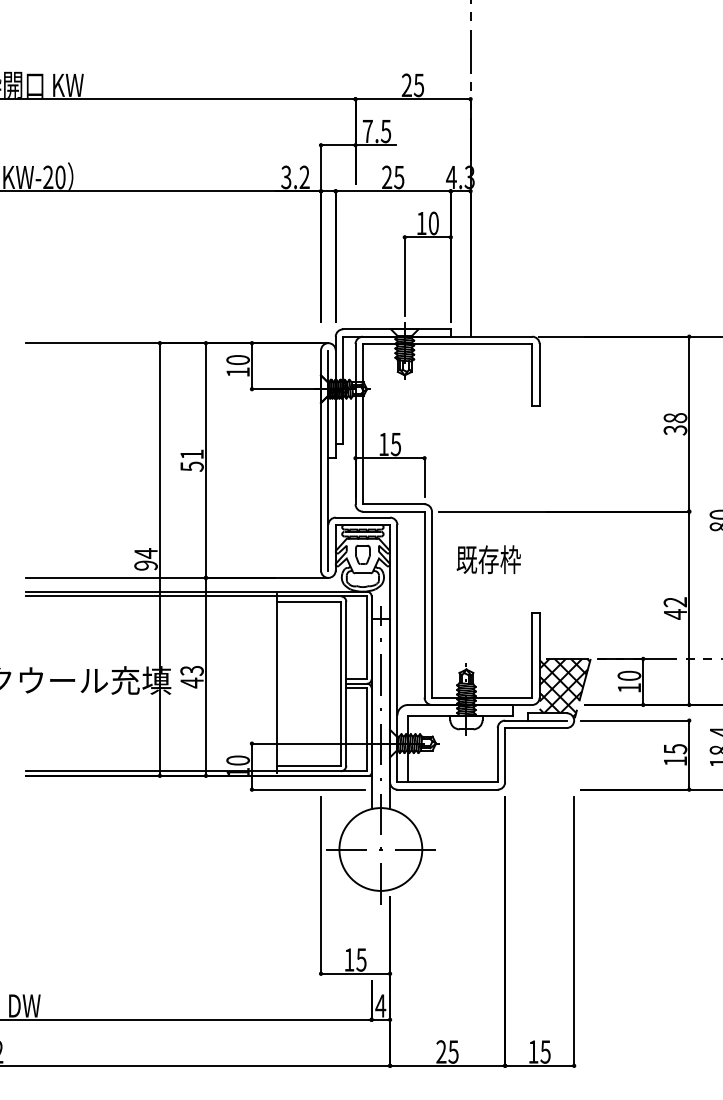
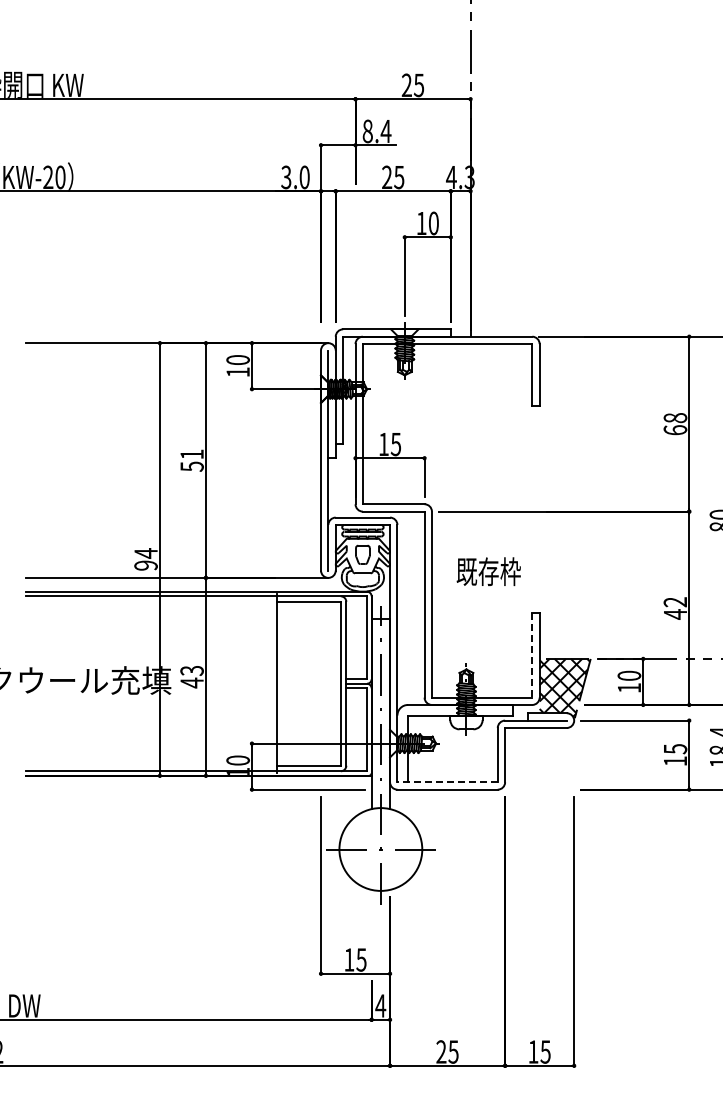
text: 7.5 -> 8.4 (376, 131)
text: 3.2 -> 3.0 (304, 177)
text: 38 -> 68 (675, 430)
text position: (488, 559) -> (488, 571) (488, 571)
line: solid -> dashed (532, 655)
line: solid -> dashed (447, 782)
